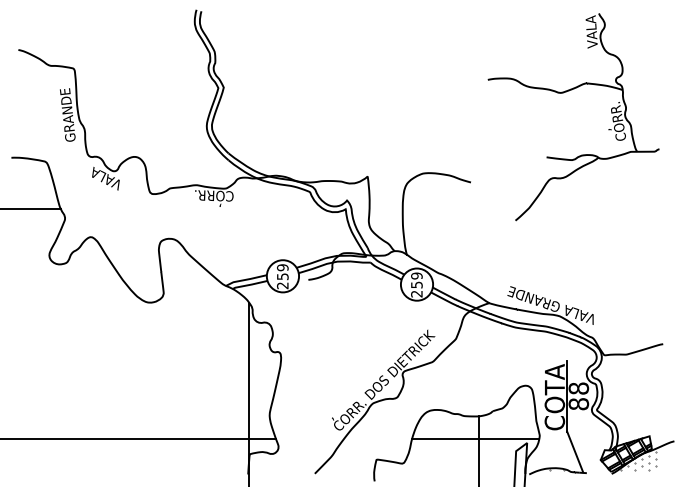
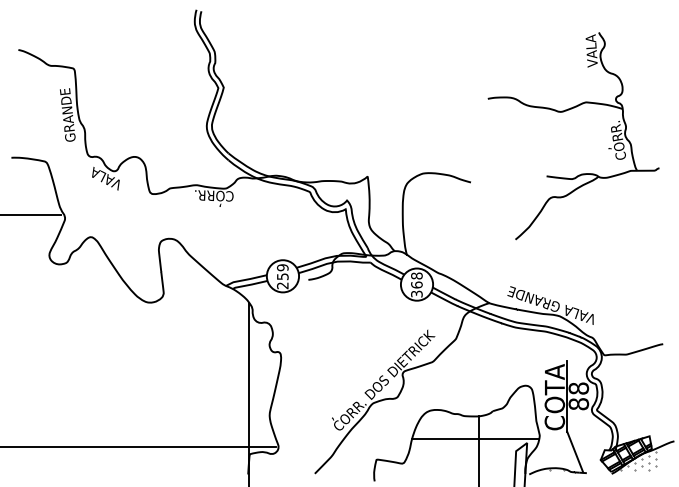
part position: (566, 92) -> (566, 111) (566, 111)
line position: (31, 209) -> (31, 215) (31, 215)
text: 259 -> 368 (416, 284)
line position: (139, 439) -> (139, 447) (139, 447)
